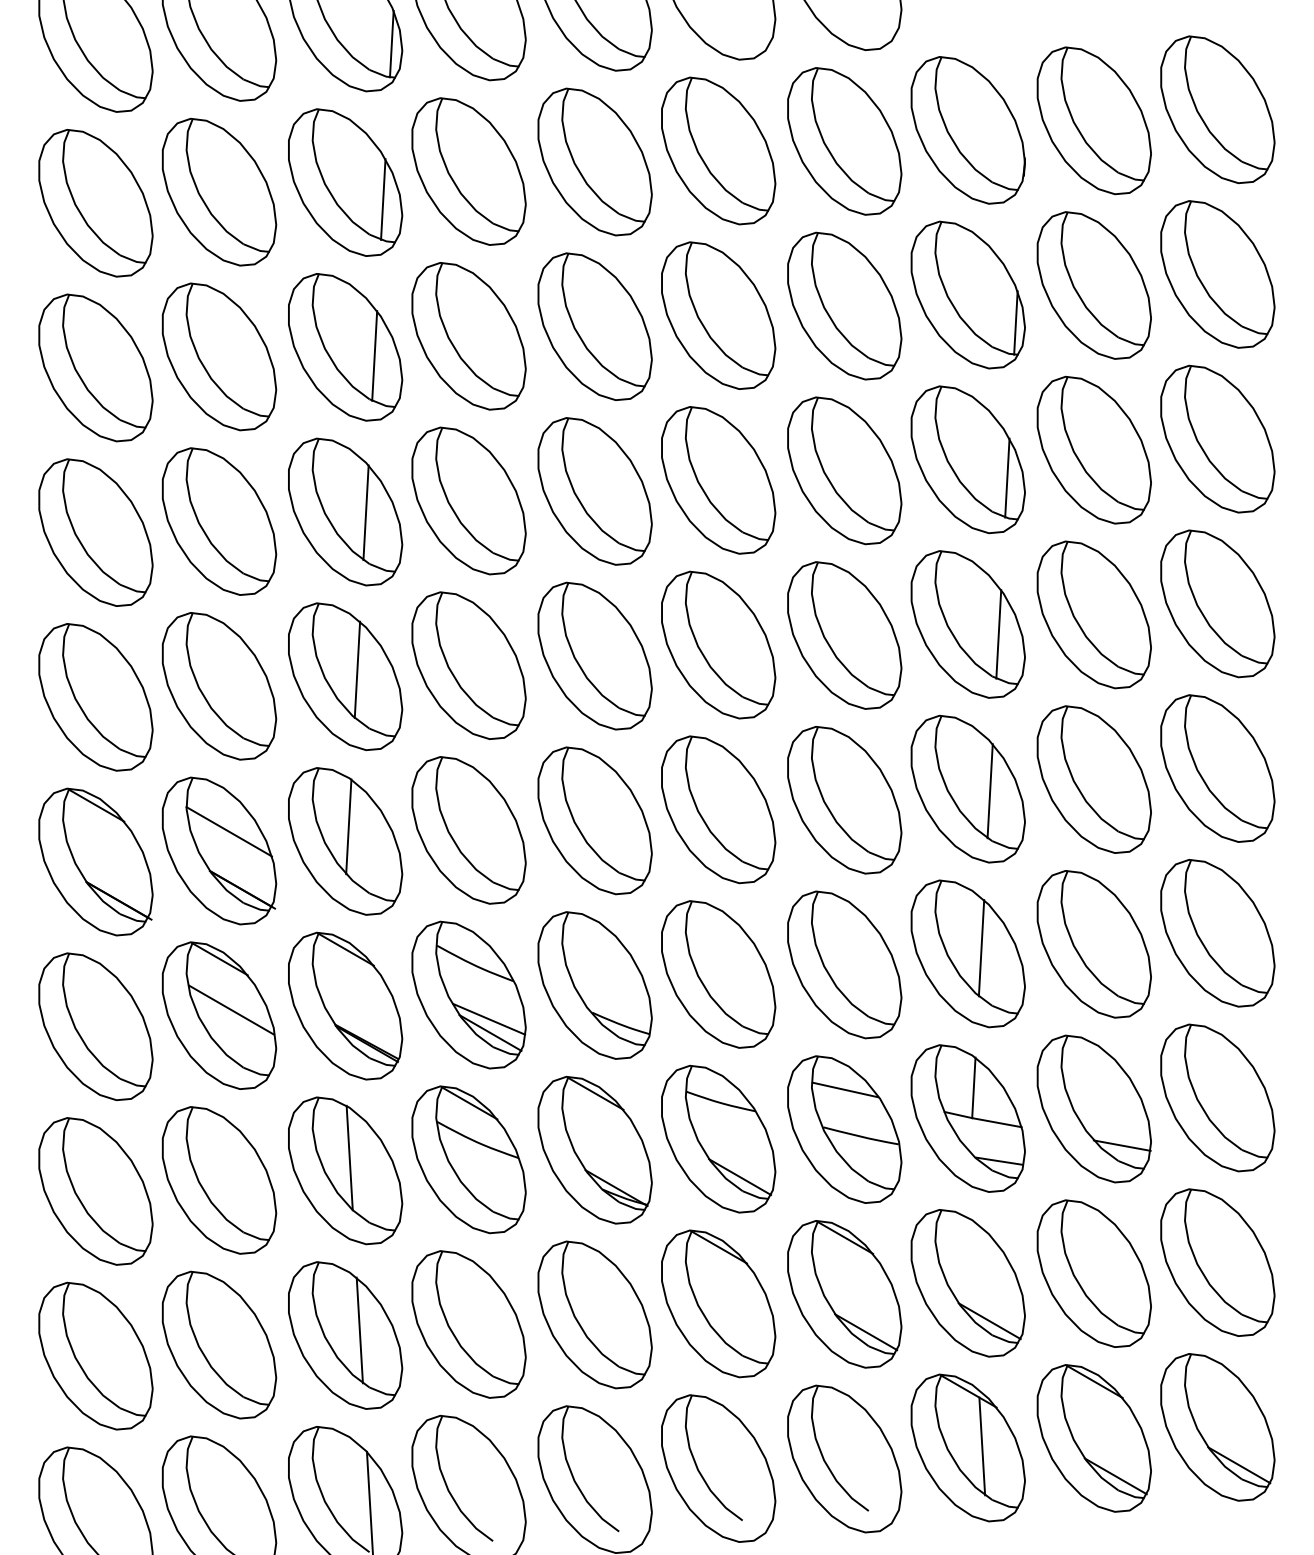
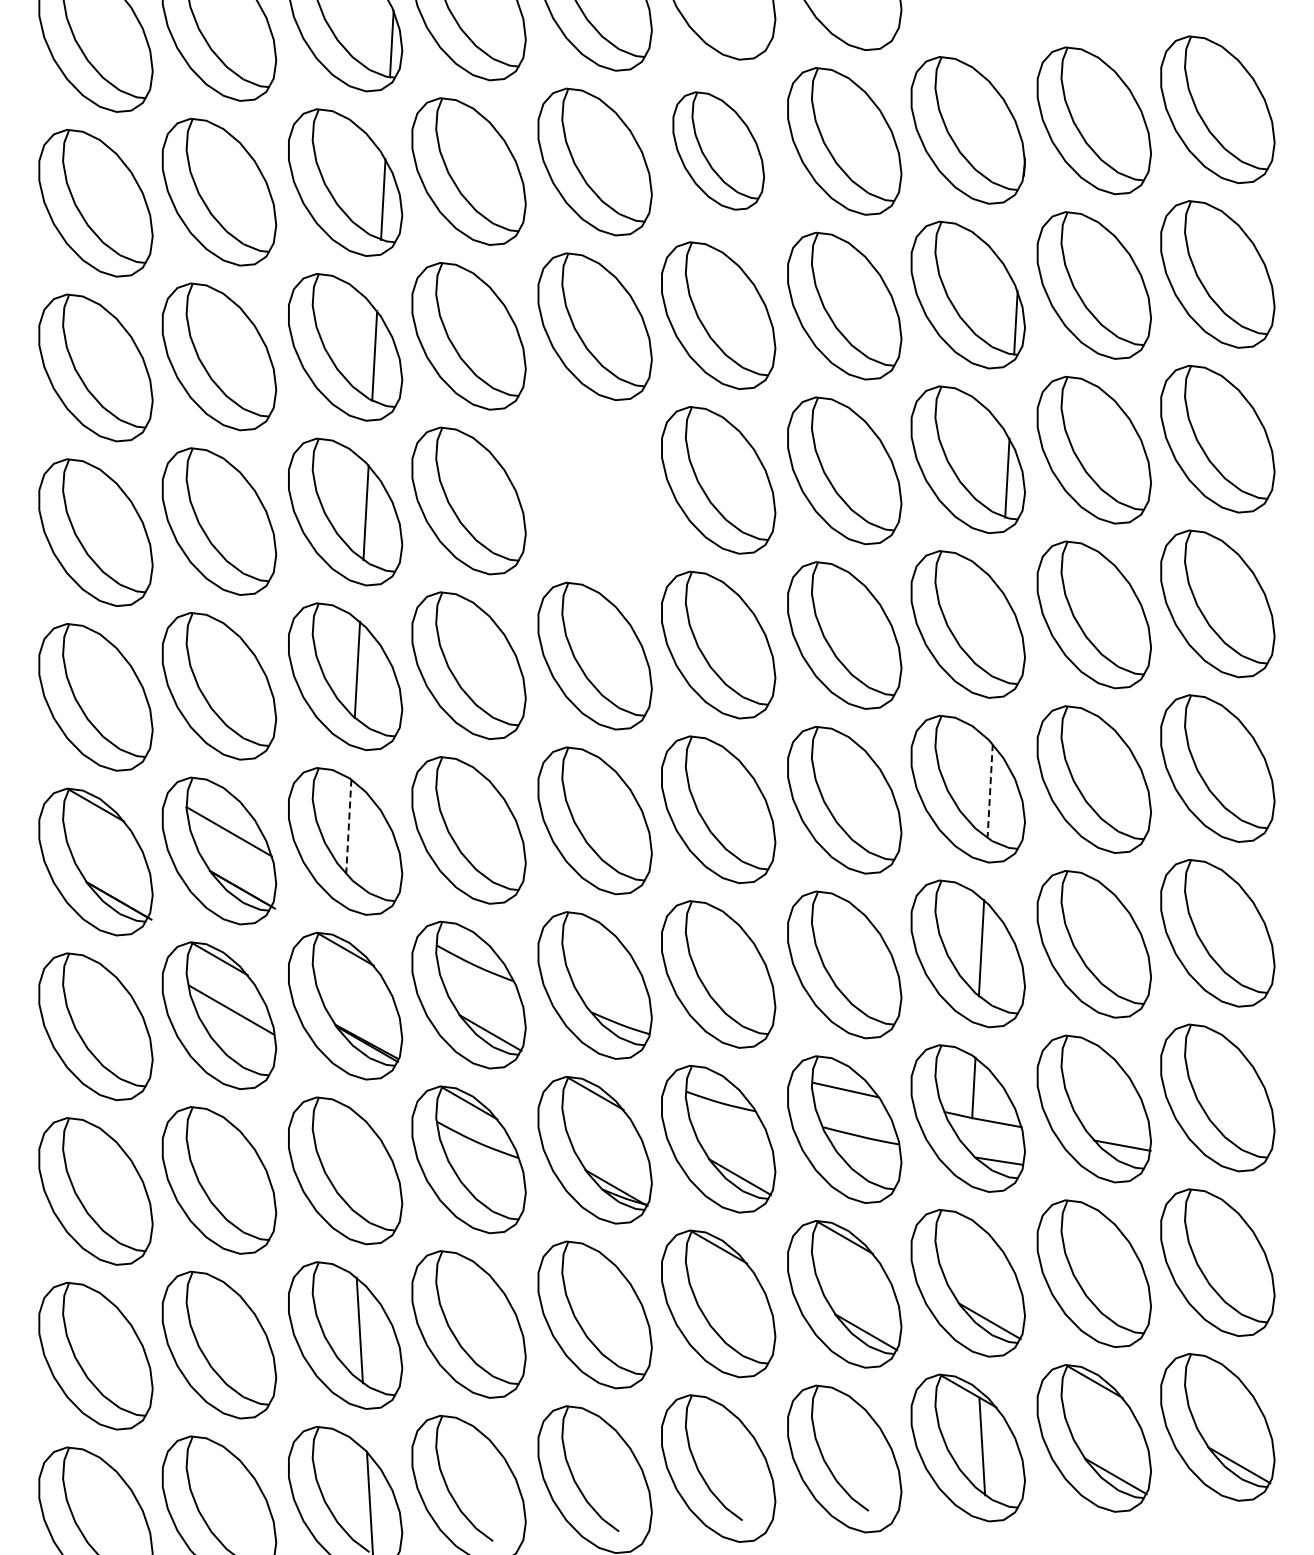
part size: 116x150 px -> 93x120 px (718, 150)
part: present -> none (594, 491)
line: present -> none (998, 634)
line: solid -> dashed (990, 791)
line: solid -> dashed (348, 827)
line: present -> none (489, 1019)
line: present -> none (349, 1157)
